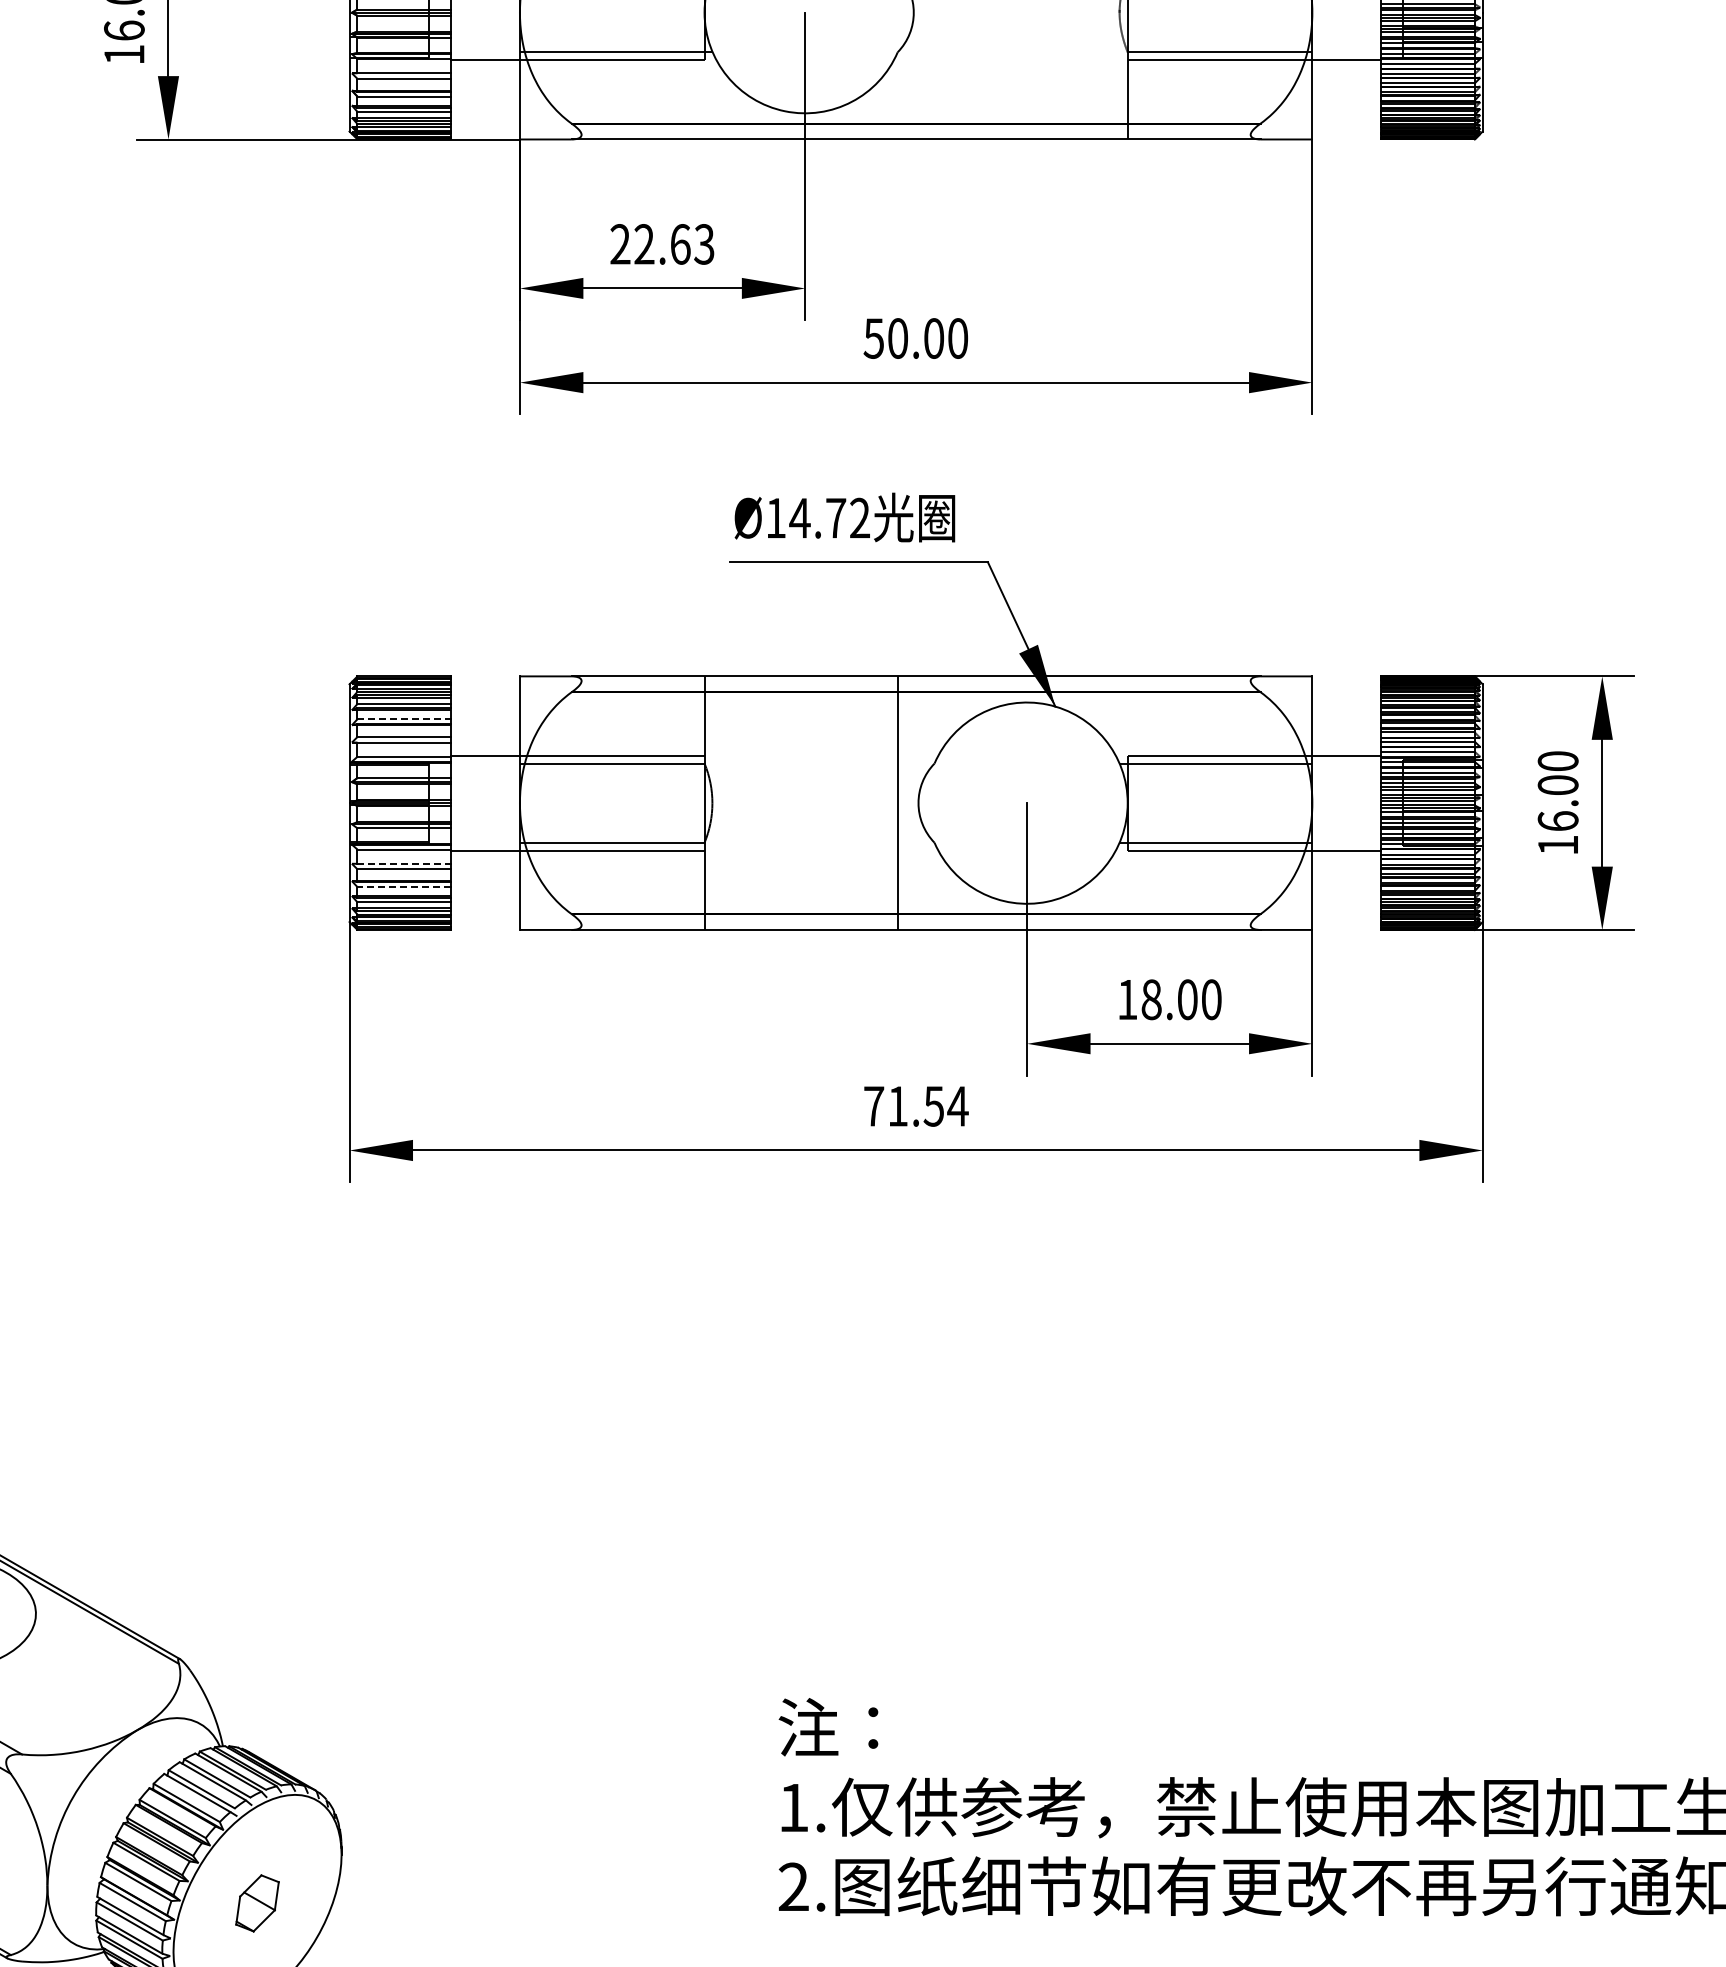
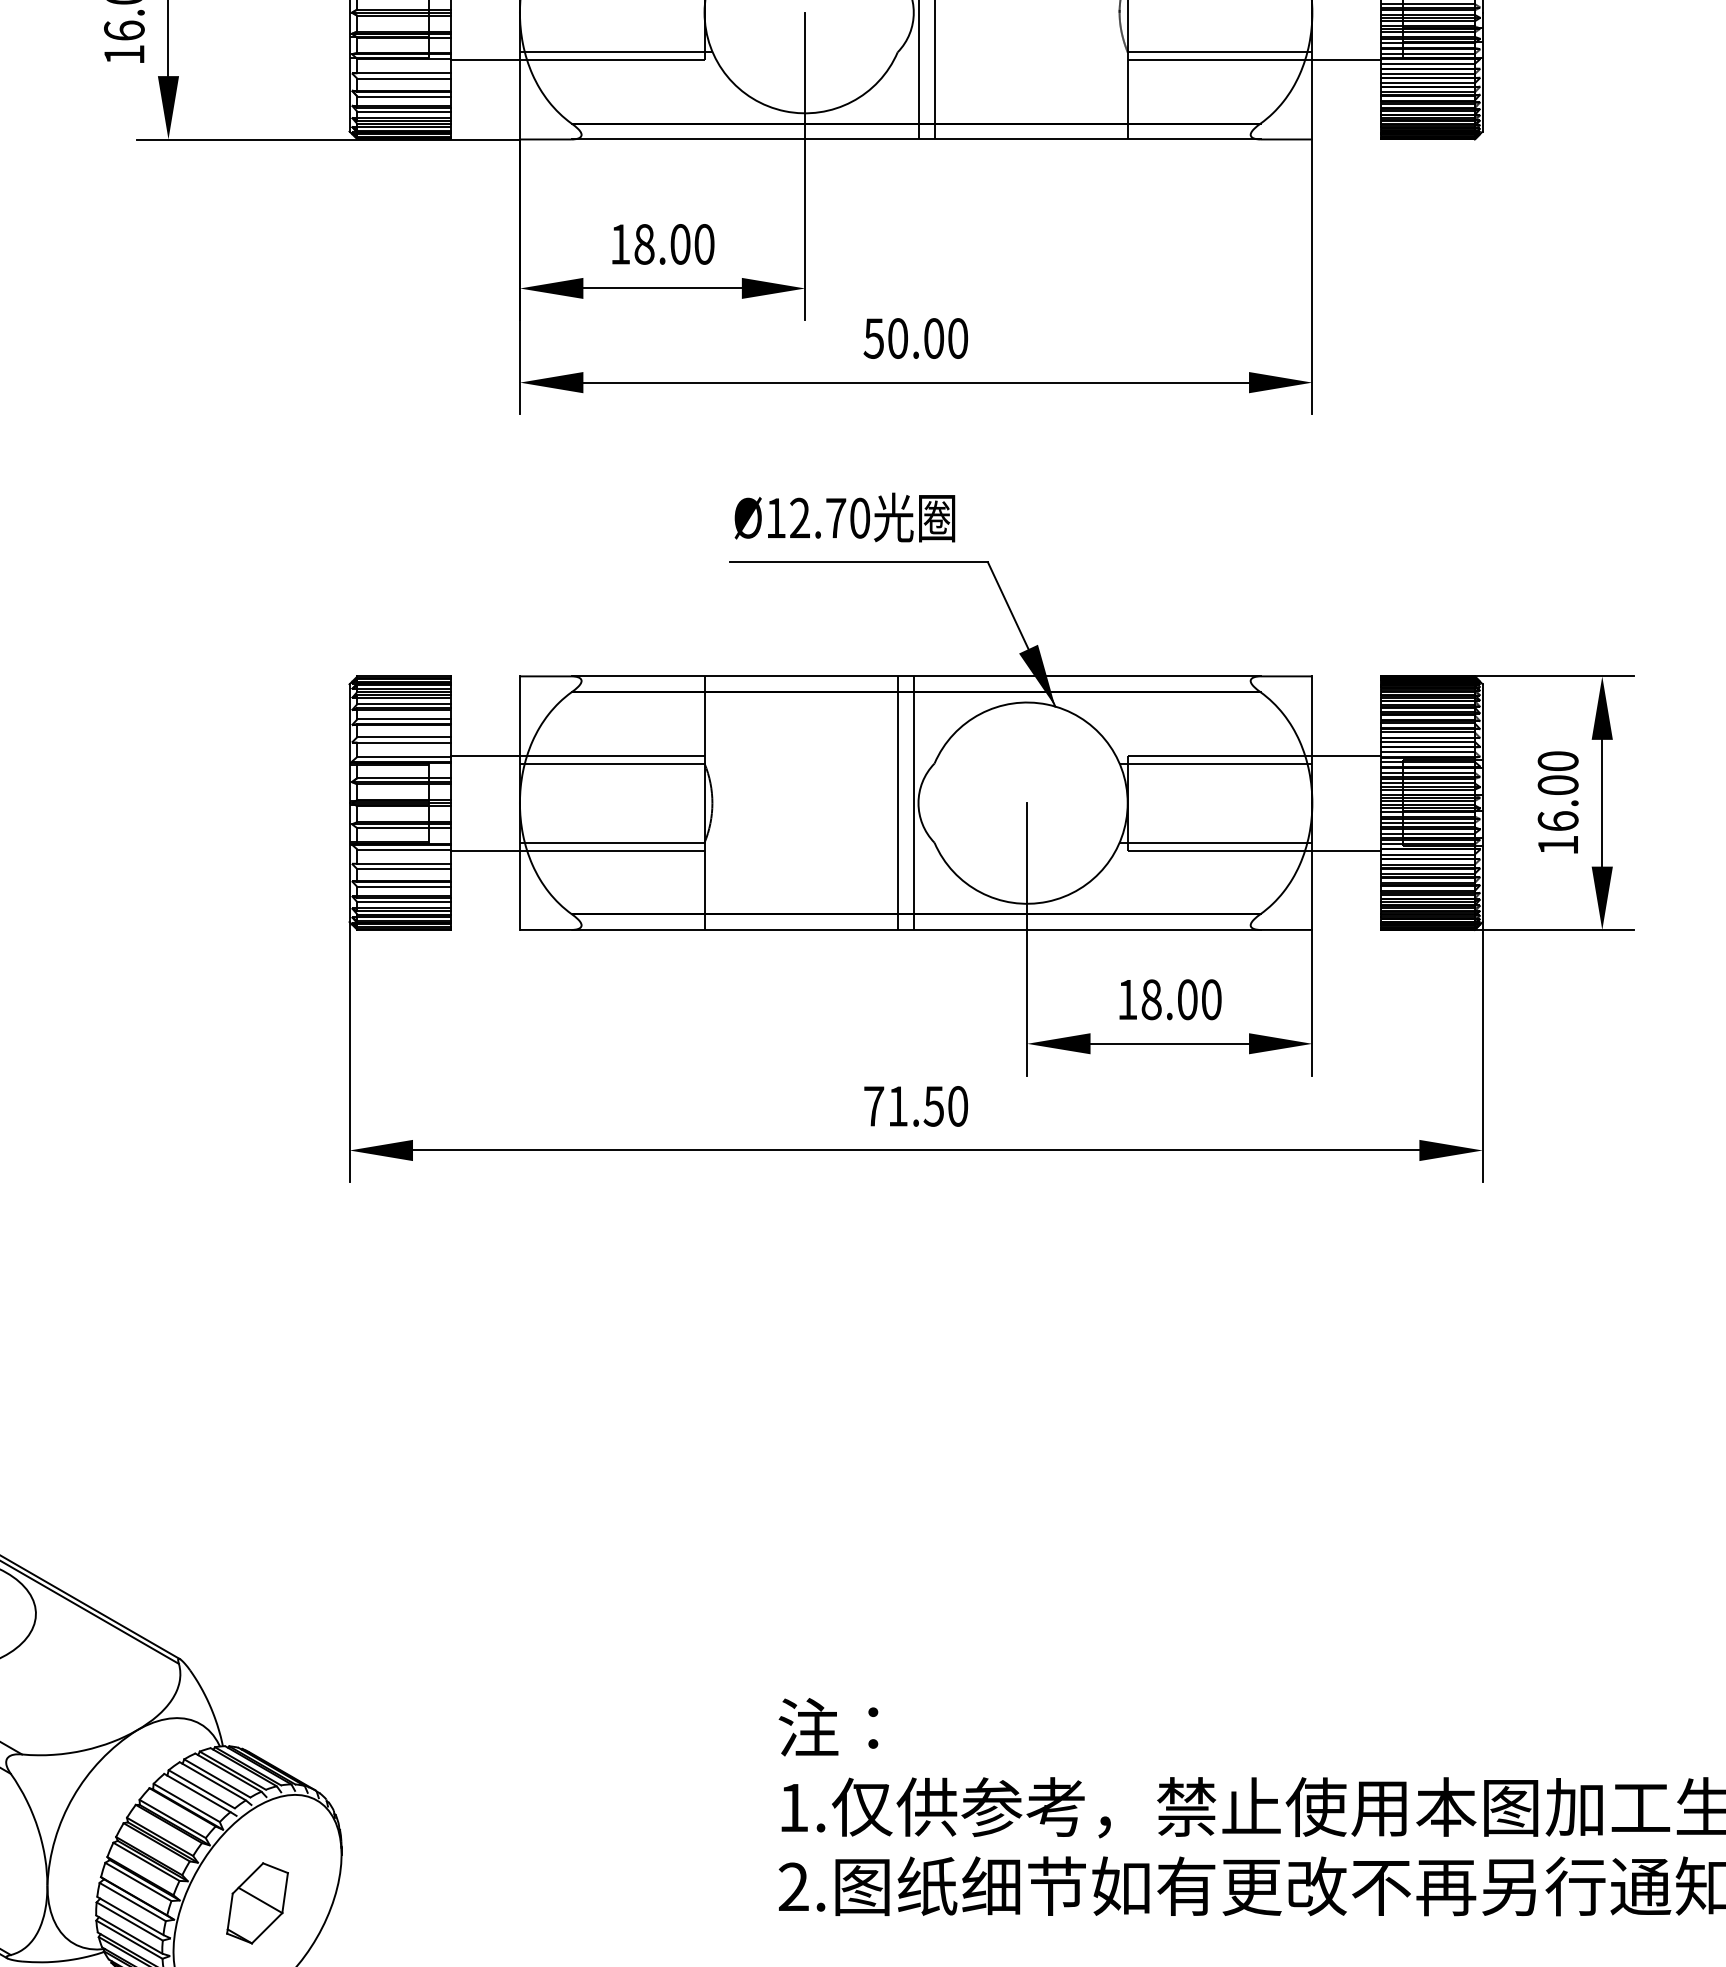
line: none -> present (918, 70)
line: none -> present (934, 70)
text: 22.63 -> 18.00 (662, 244)
text: Ø14.72 -> Ø12.70 (829, 517)
line: dashed -> solid (404, 719)
line: none -> present (913, 802)
line: dashed -> solid (404, 863)
line: dashed -> solid (404, 887)
text: 71.54 -> 71.50 (957, 1106)
part size: 45x59 px -> 63x83 px (257, 1903)
